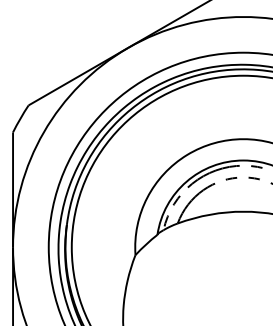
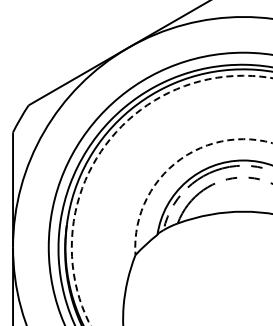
arc: solid -> dashed (174, 163)
circle: solid -> dashed (171, 200)
